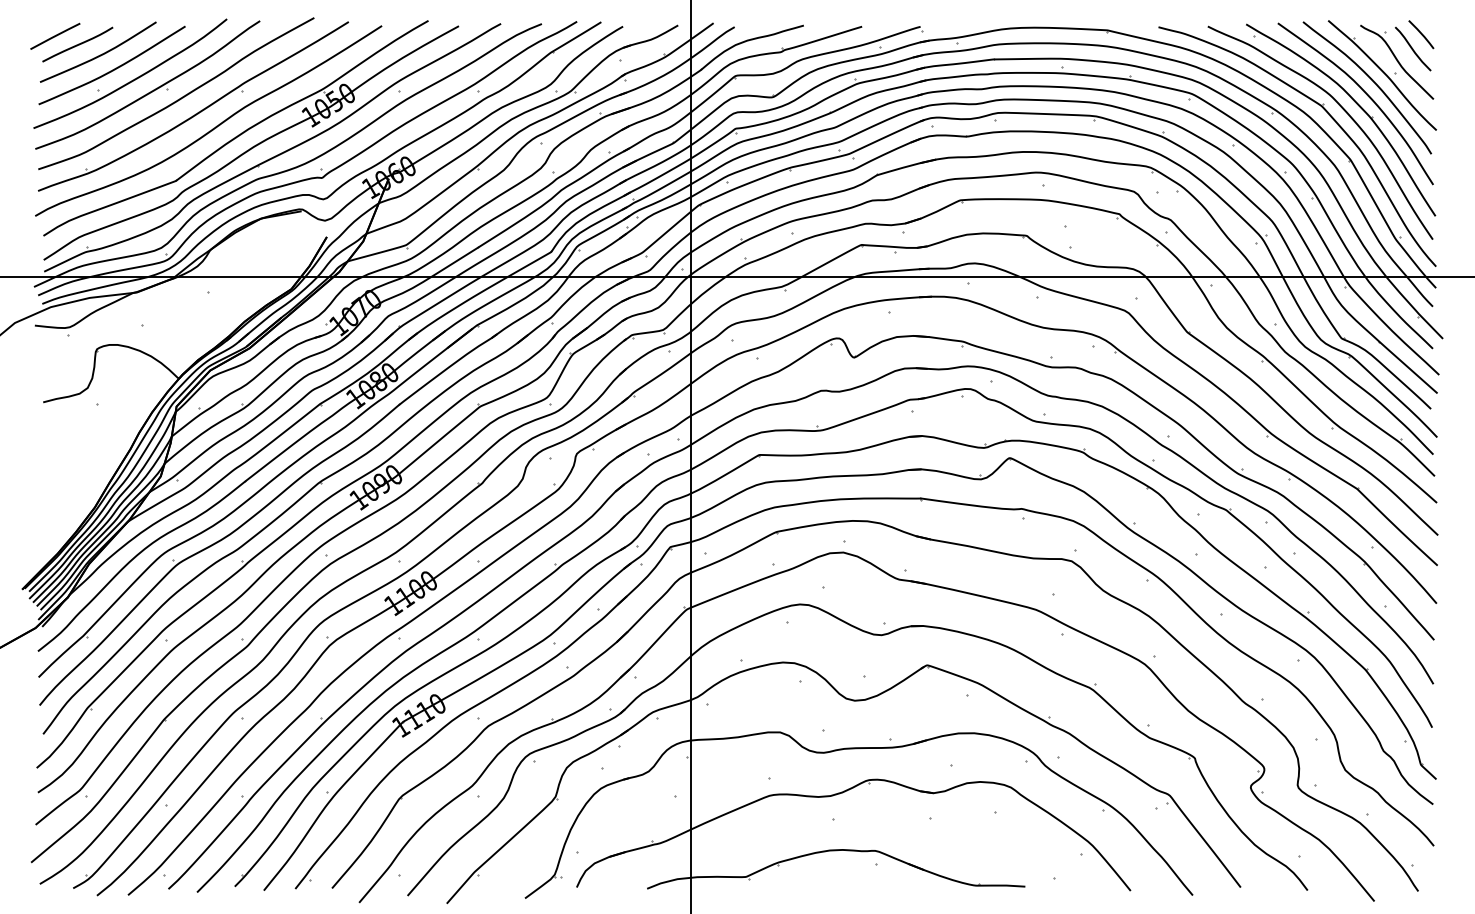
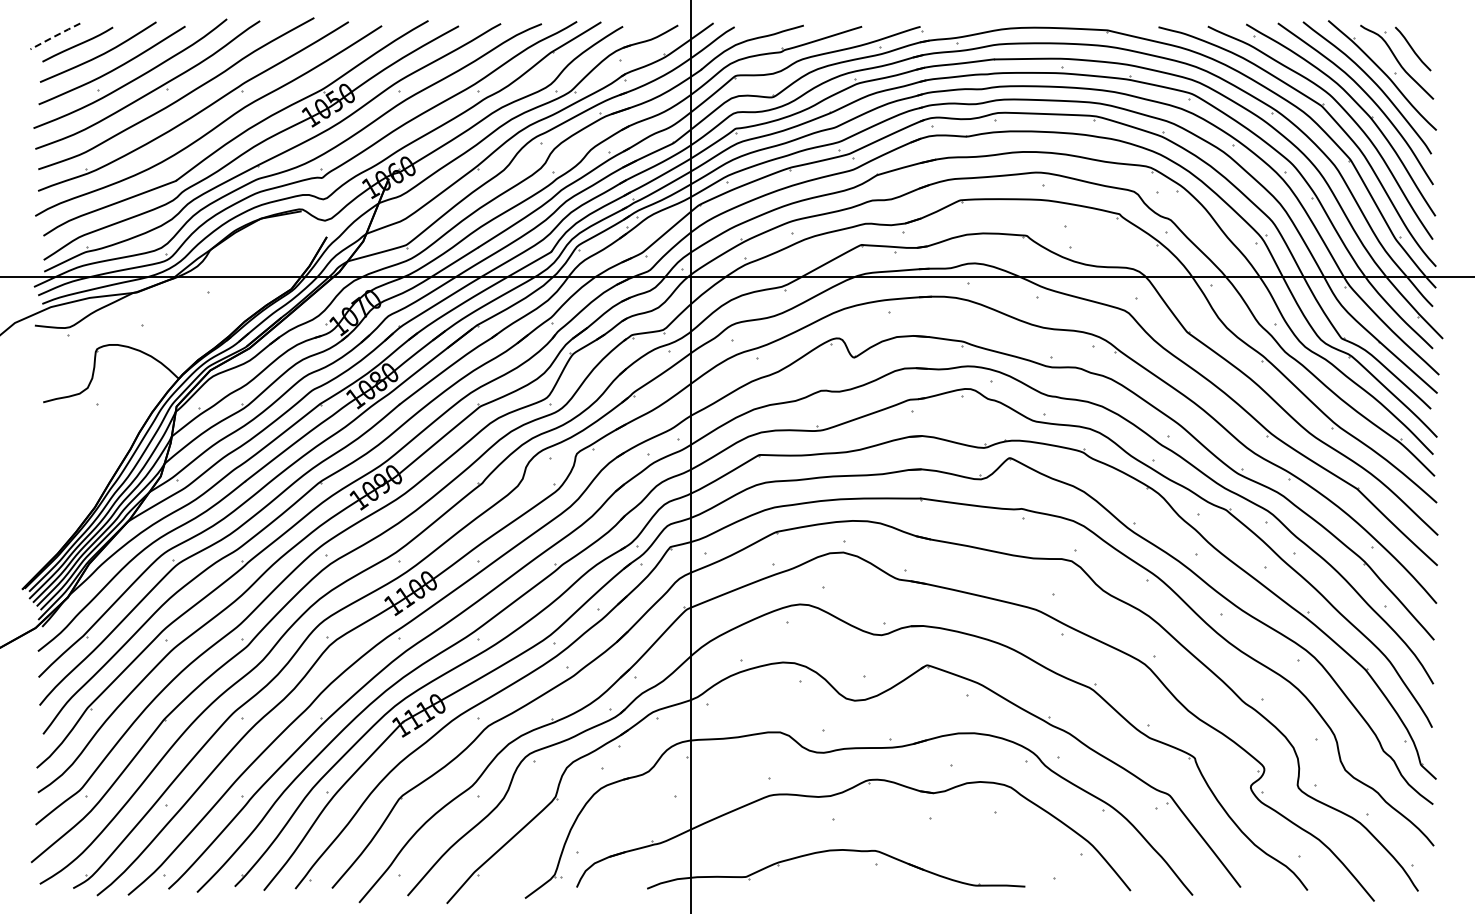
line: present -> none (1421, 34)
line: solid -> dashed (55, 36)
